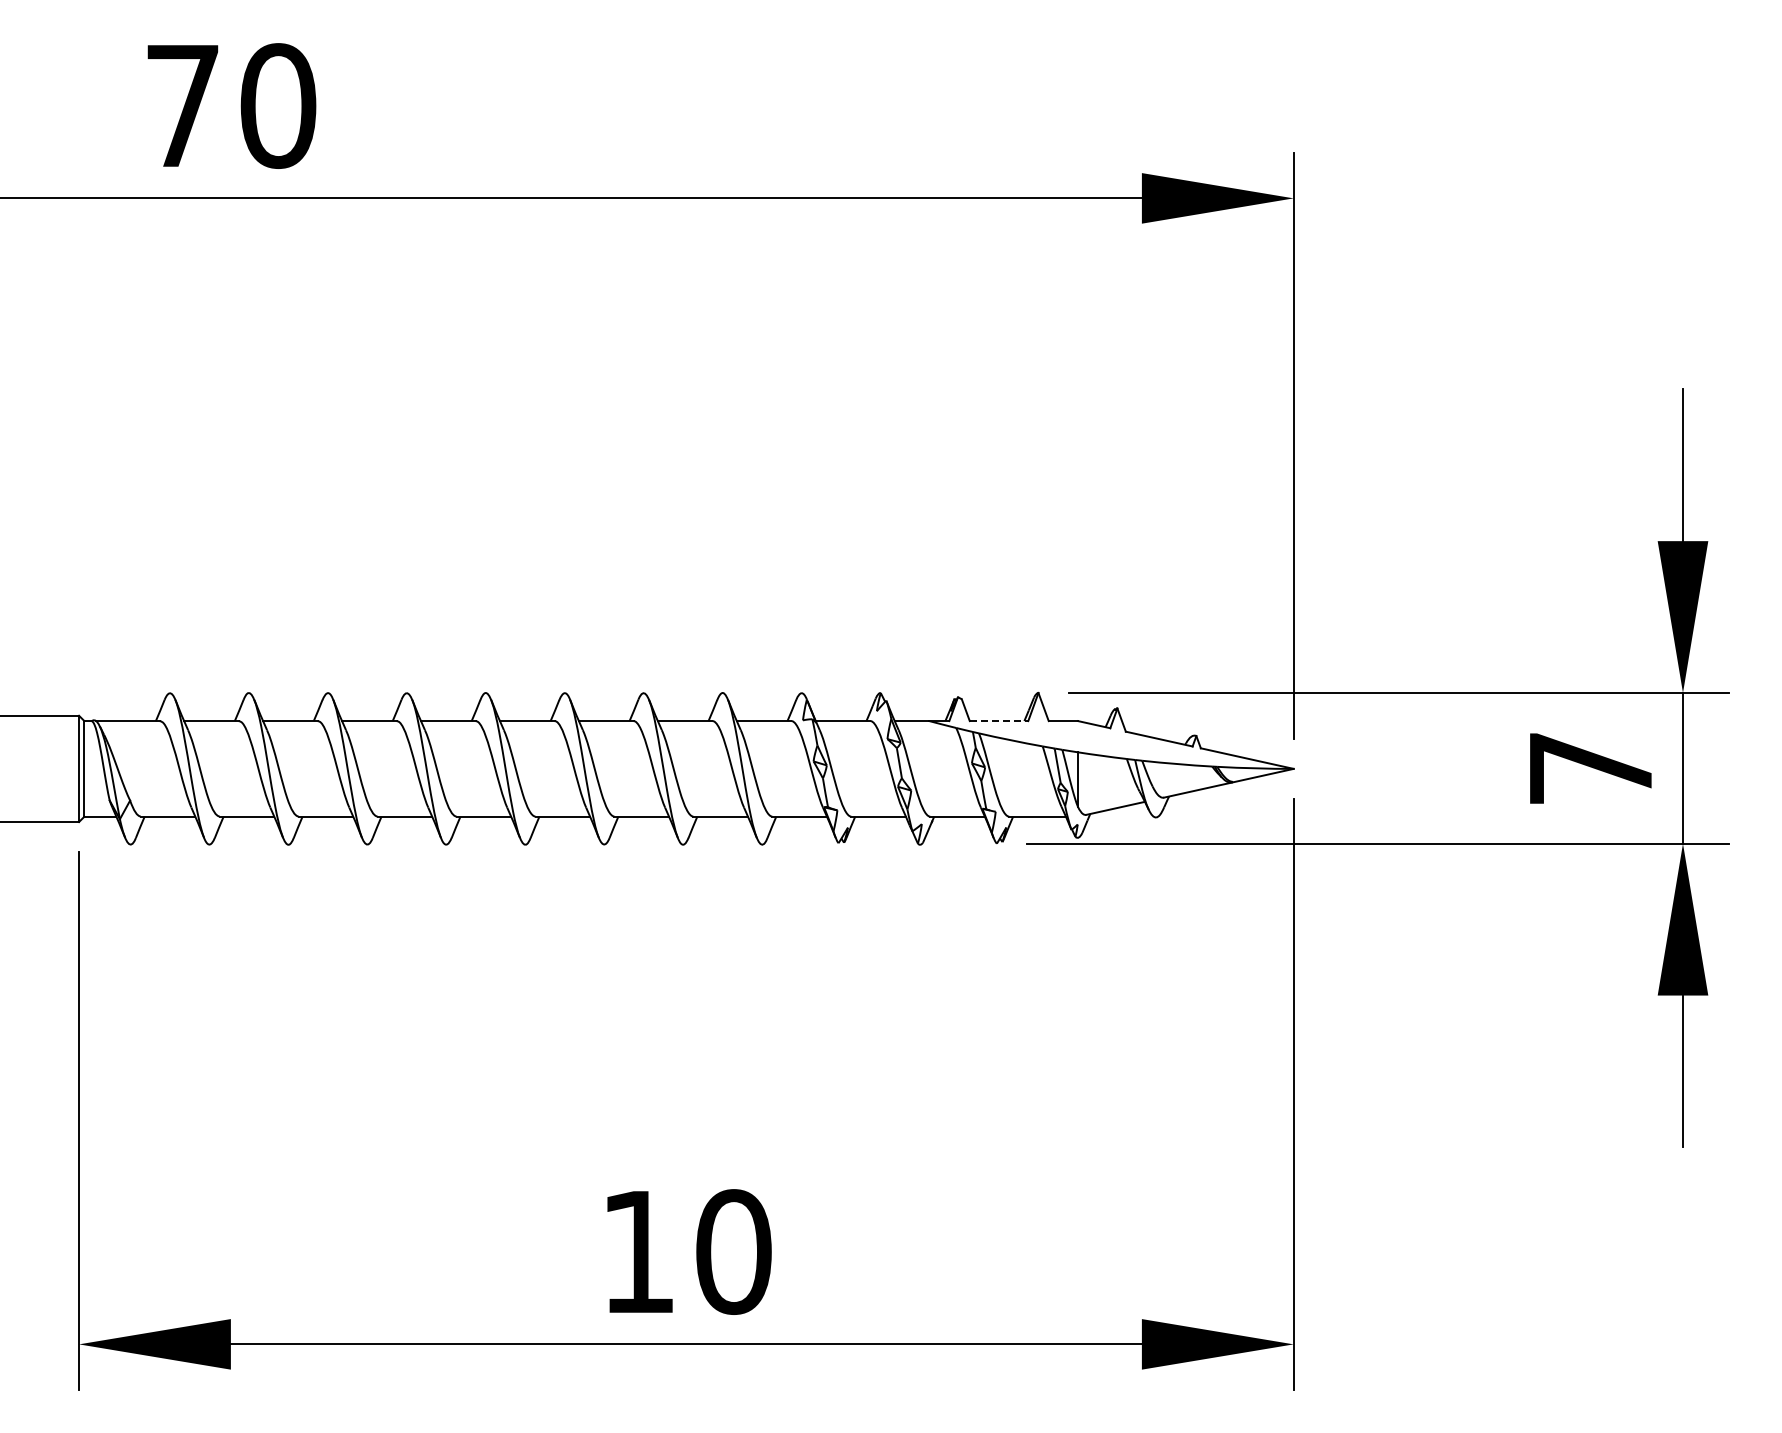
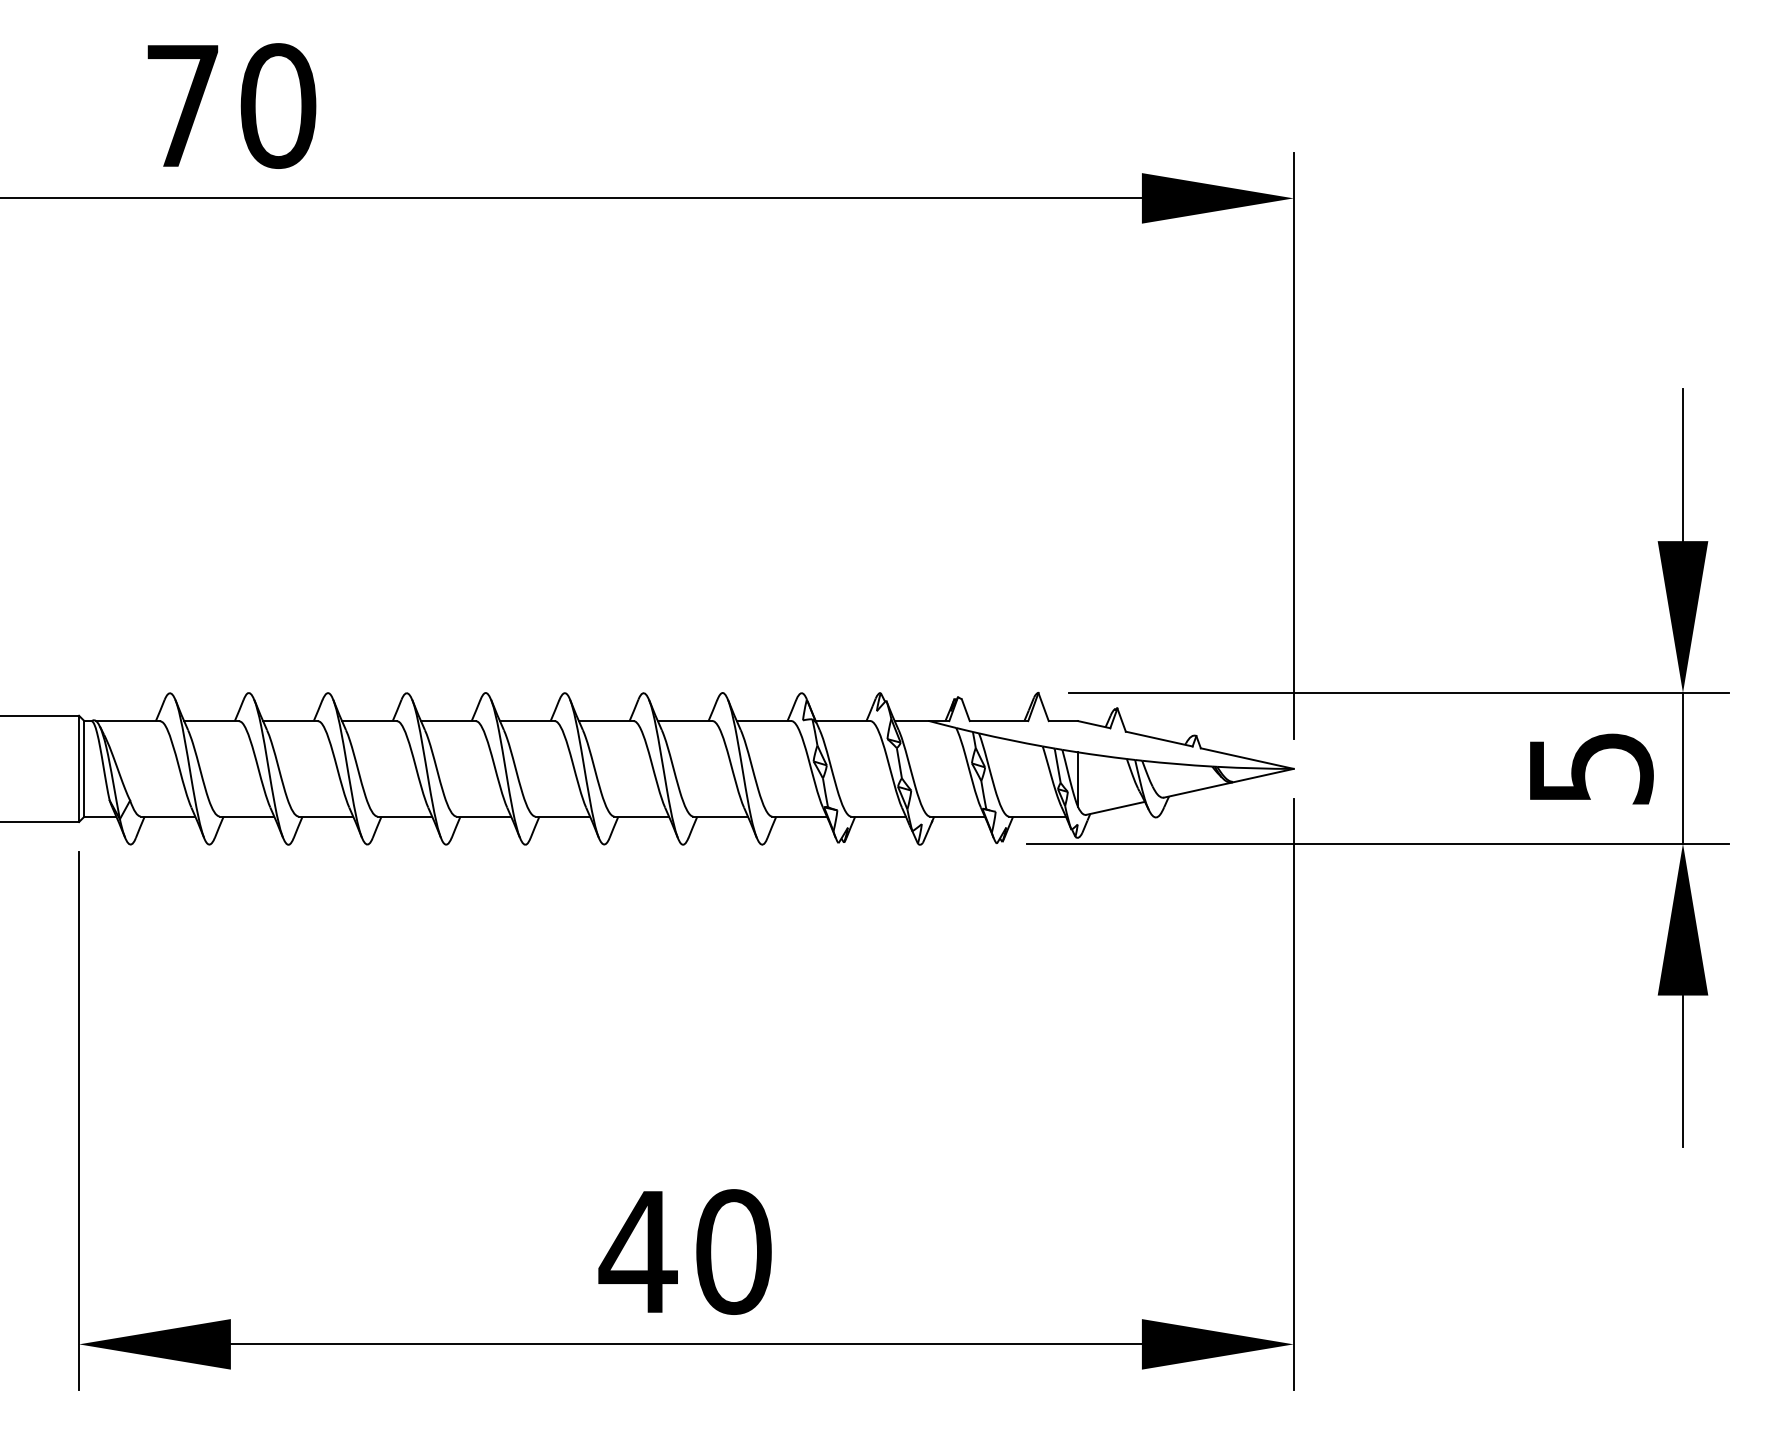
line: dashed -> solid (999, 721)
text: 7 -> 5 (1591, 768)
text: 10 -> 40 (637, 1251)
